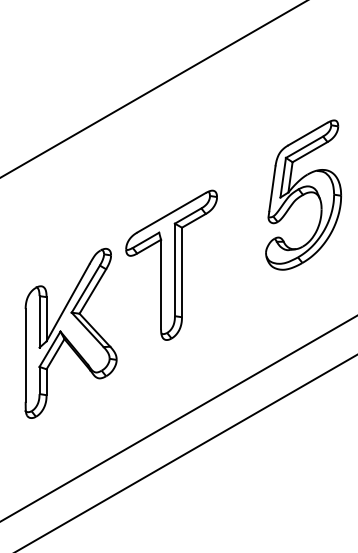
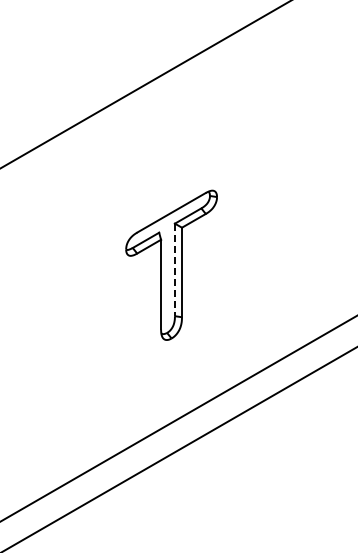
line position: (153, 89) -> (145, 84) (145, 84)
part: present -> none (303, 194)
line: solid -> dashed (174, 270)
part: present -> none (70, 332)
line position: (186, 452) -> (180, 448) (180, 448)
